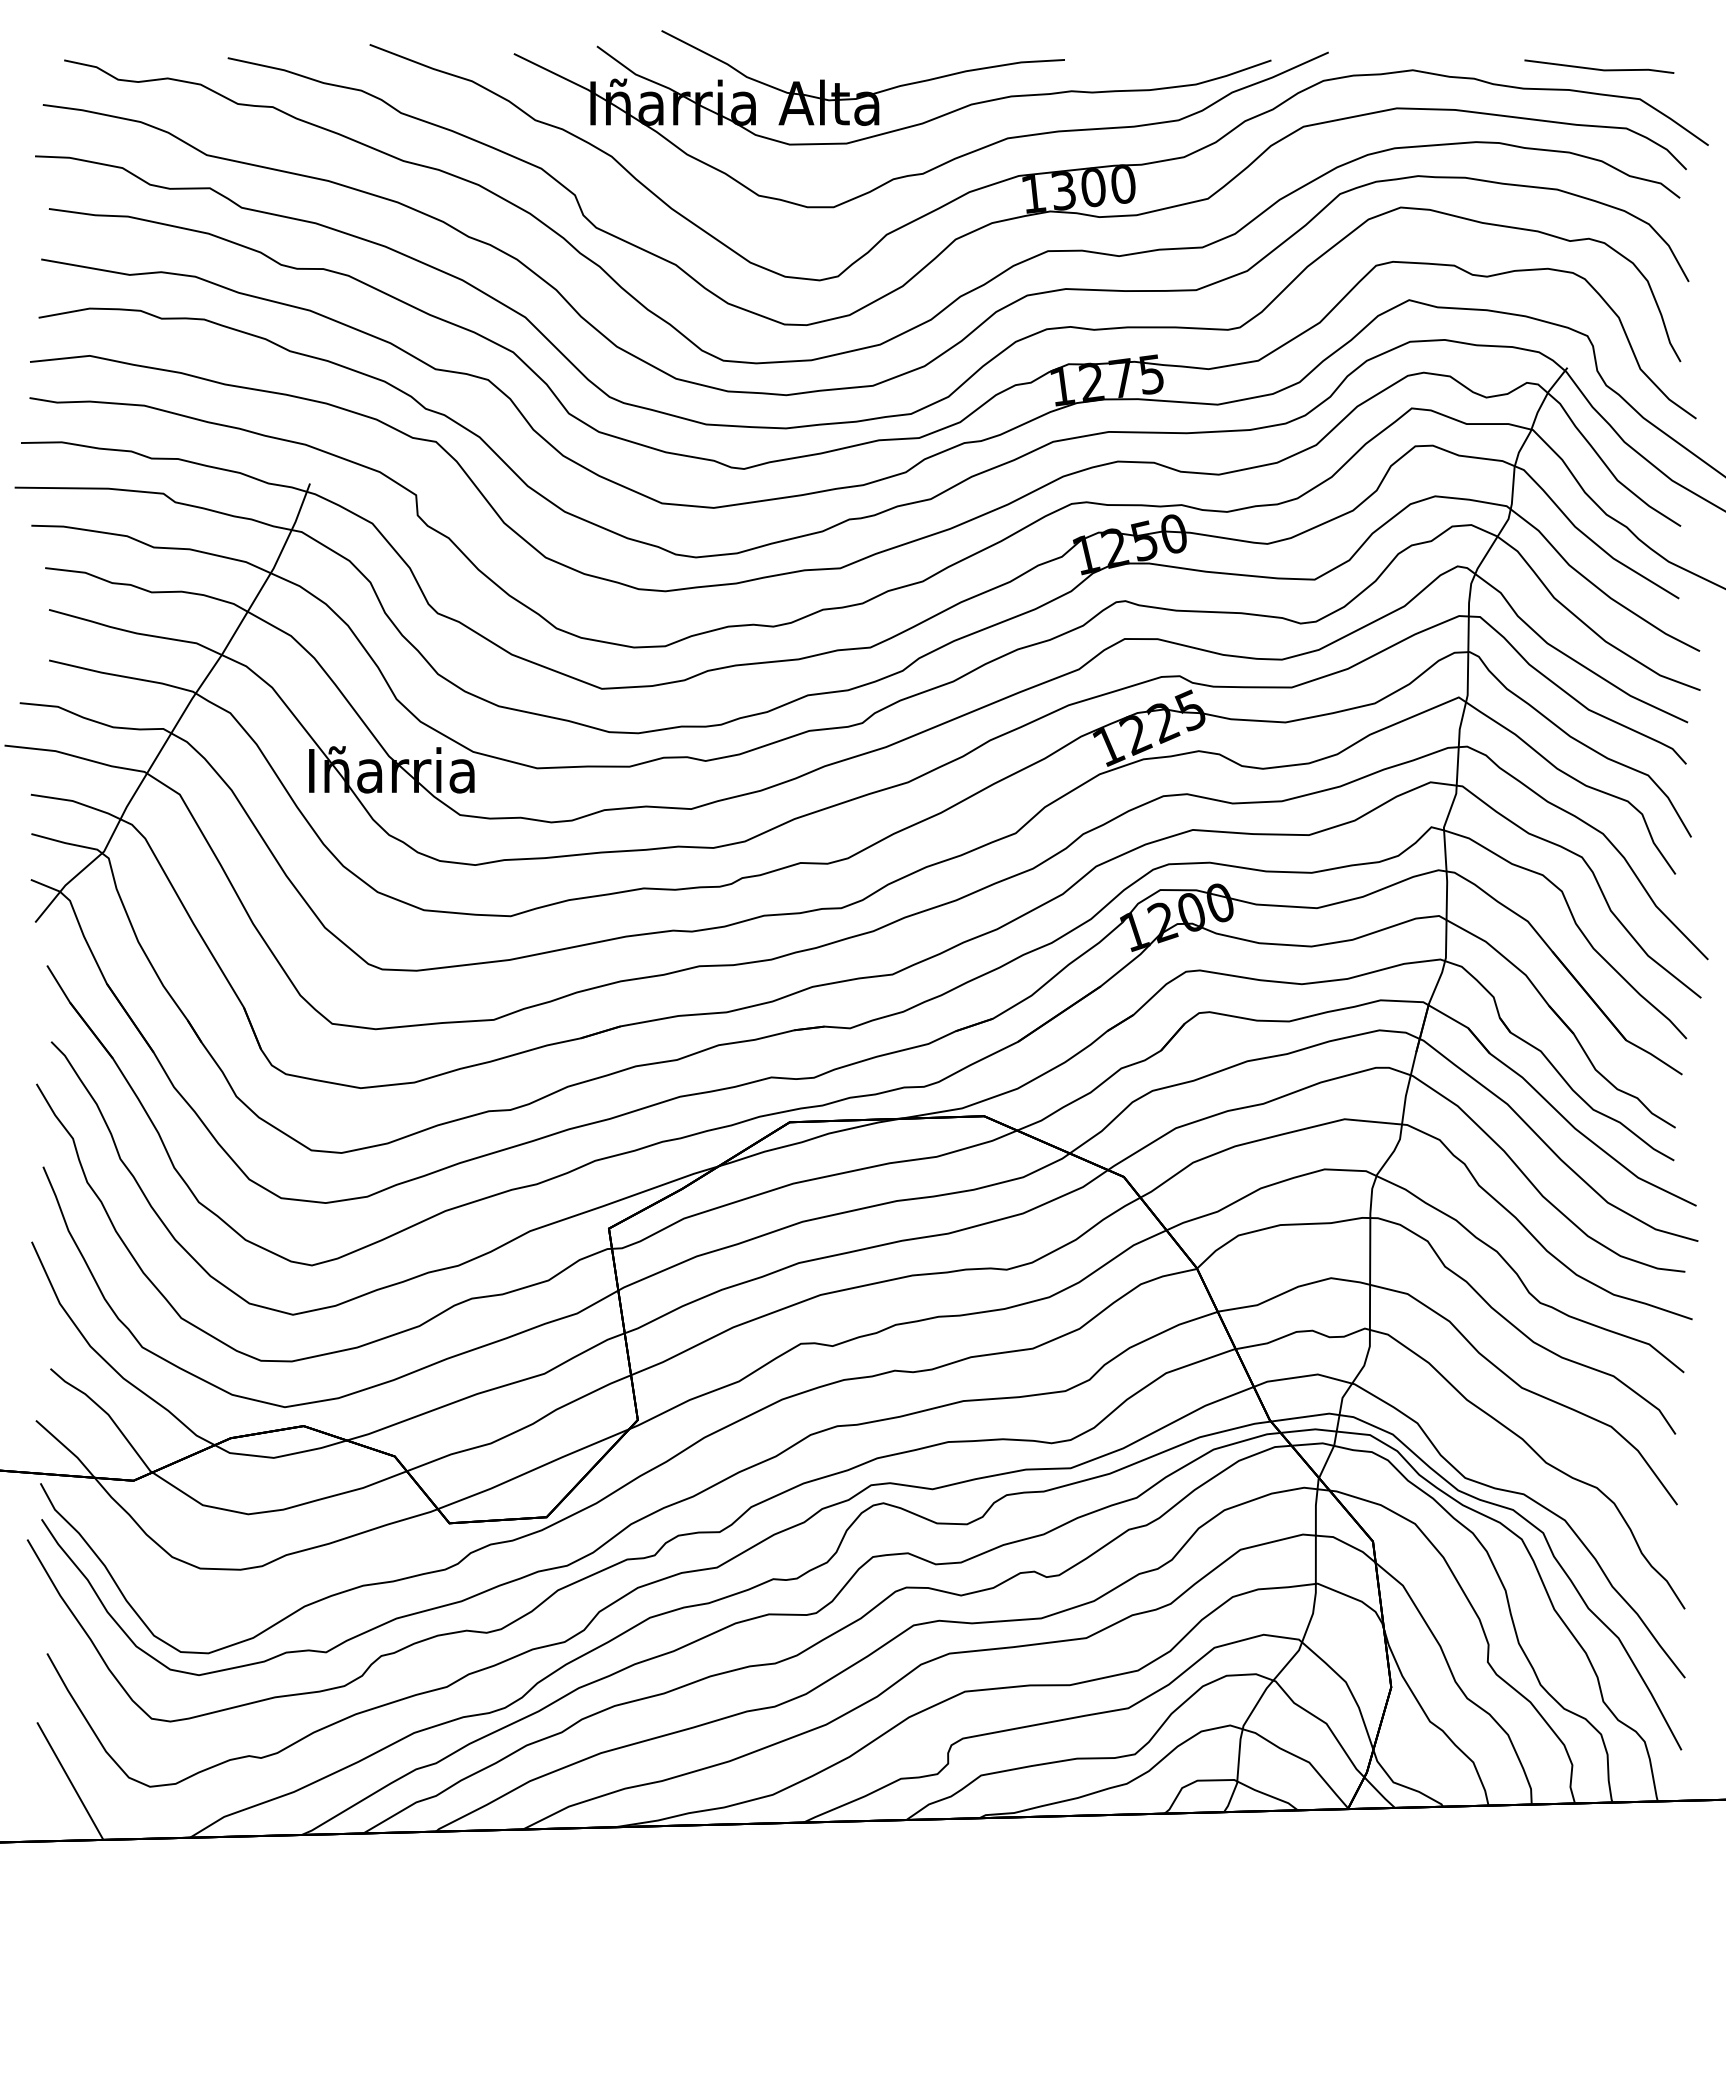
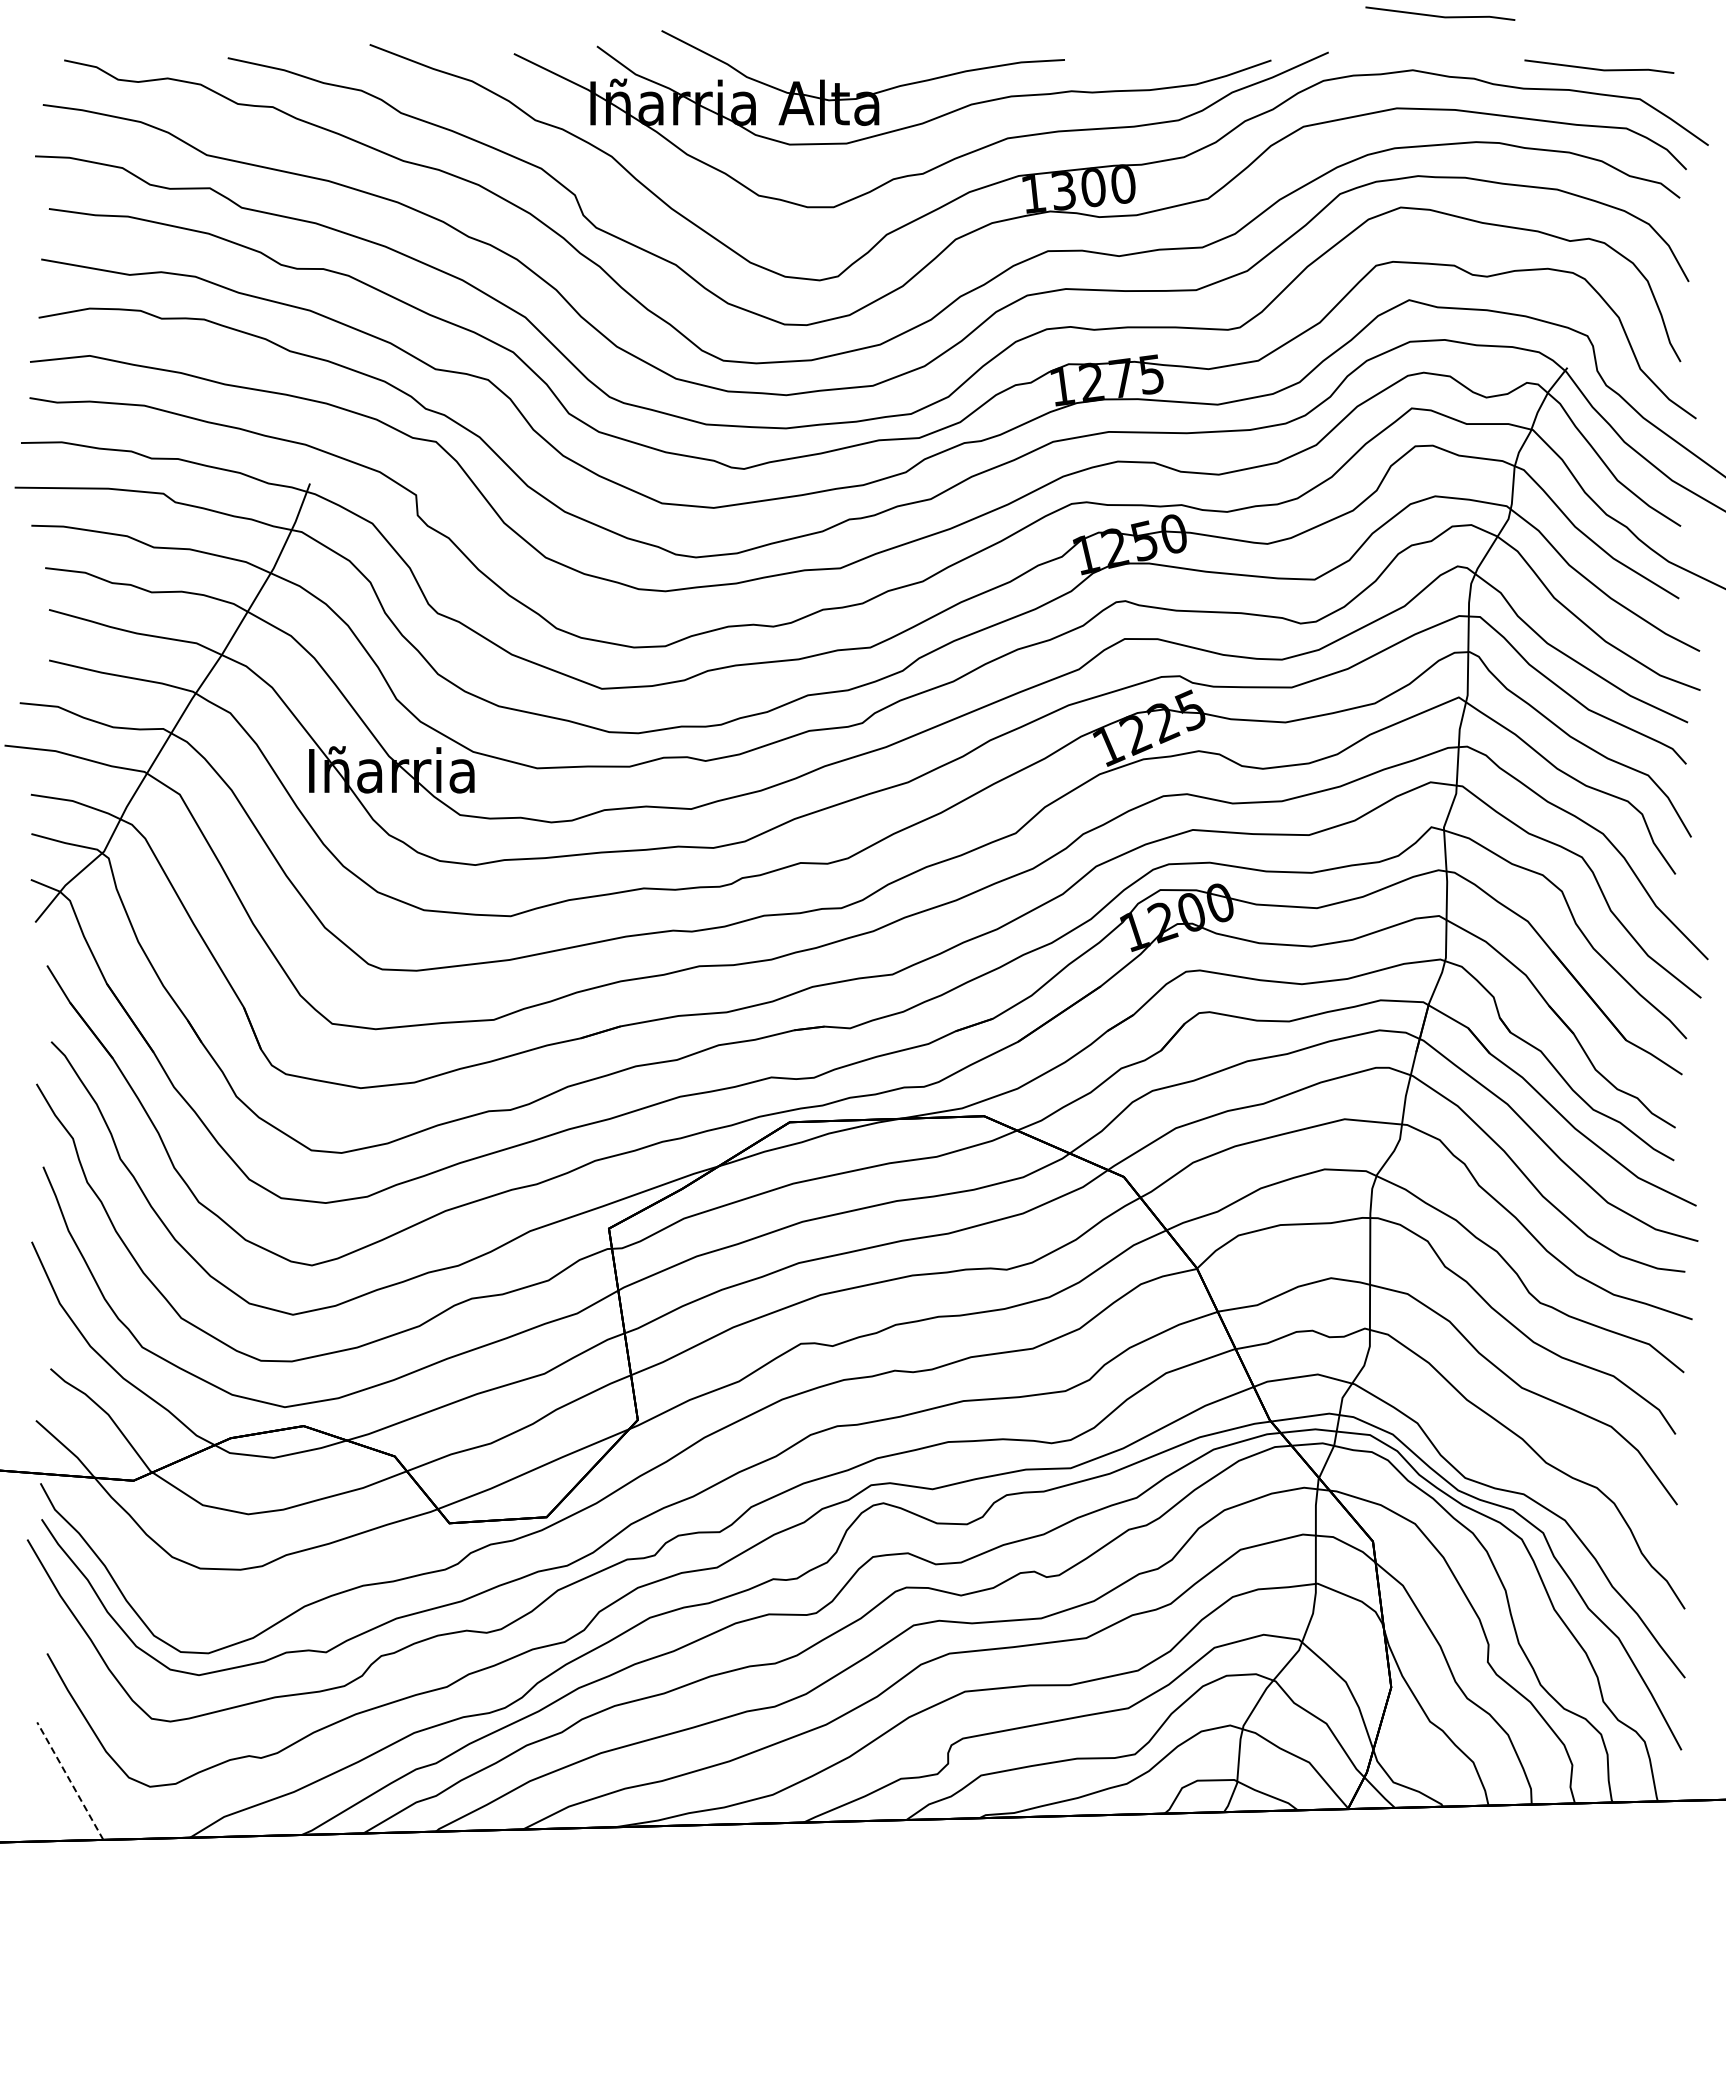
line: none -> present (1440, 15)
line: solid -> dashed (70, 1780)
